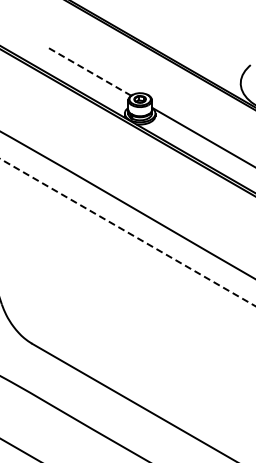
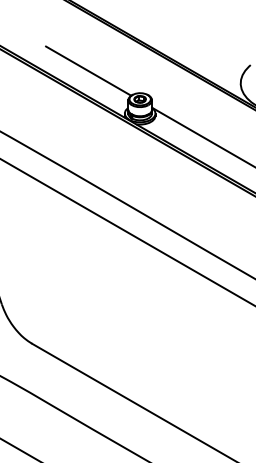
line: dashed -> solid (88, 70)
line: dashed -> solid (127, 232)
